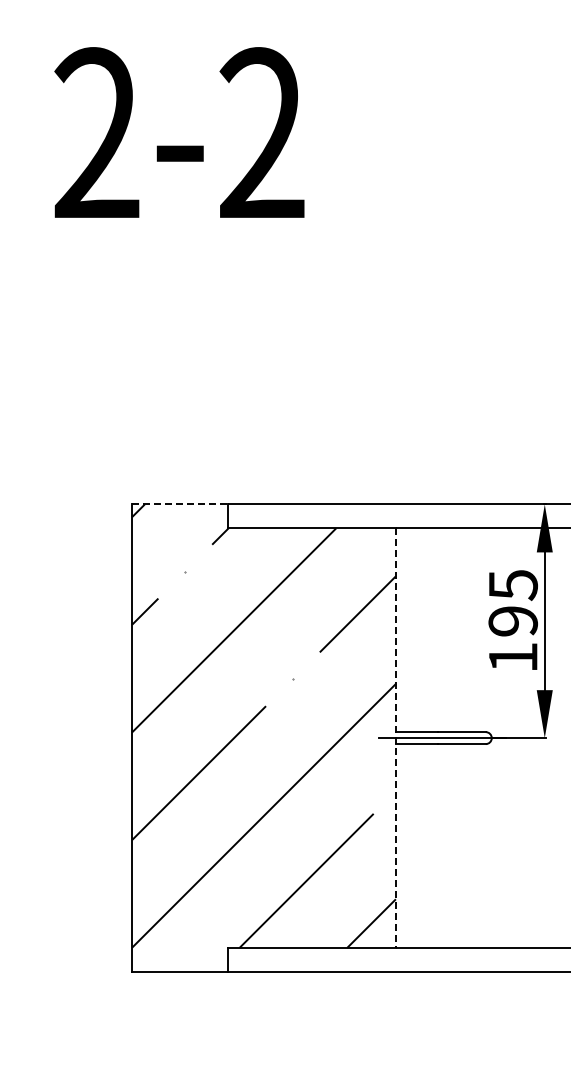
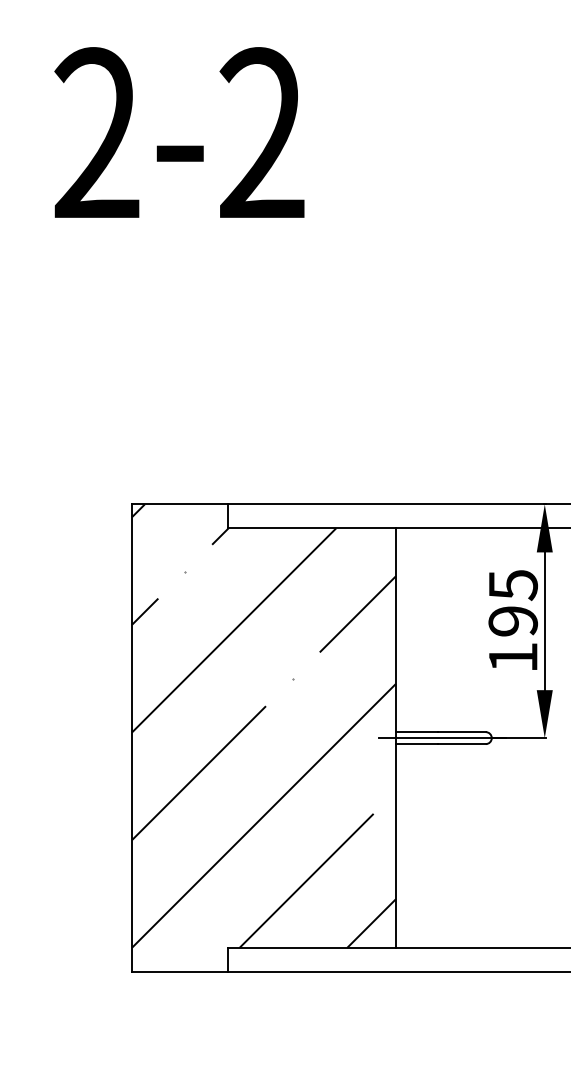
line: dashed -> solid (180, 504)
line: dashed -> solid (395, 738)
